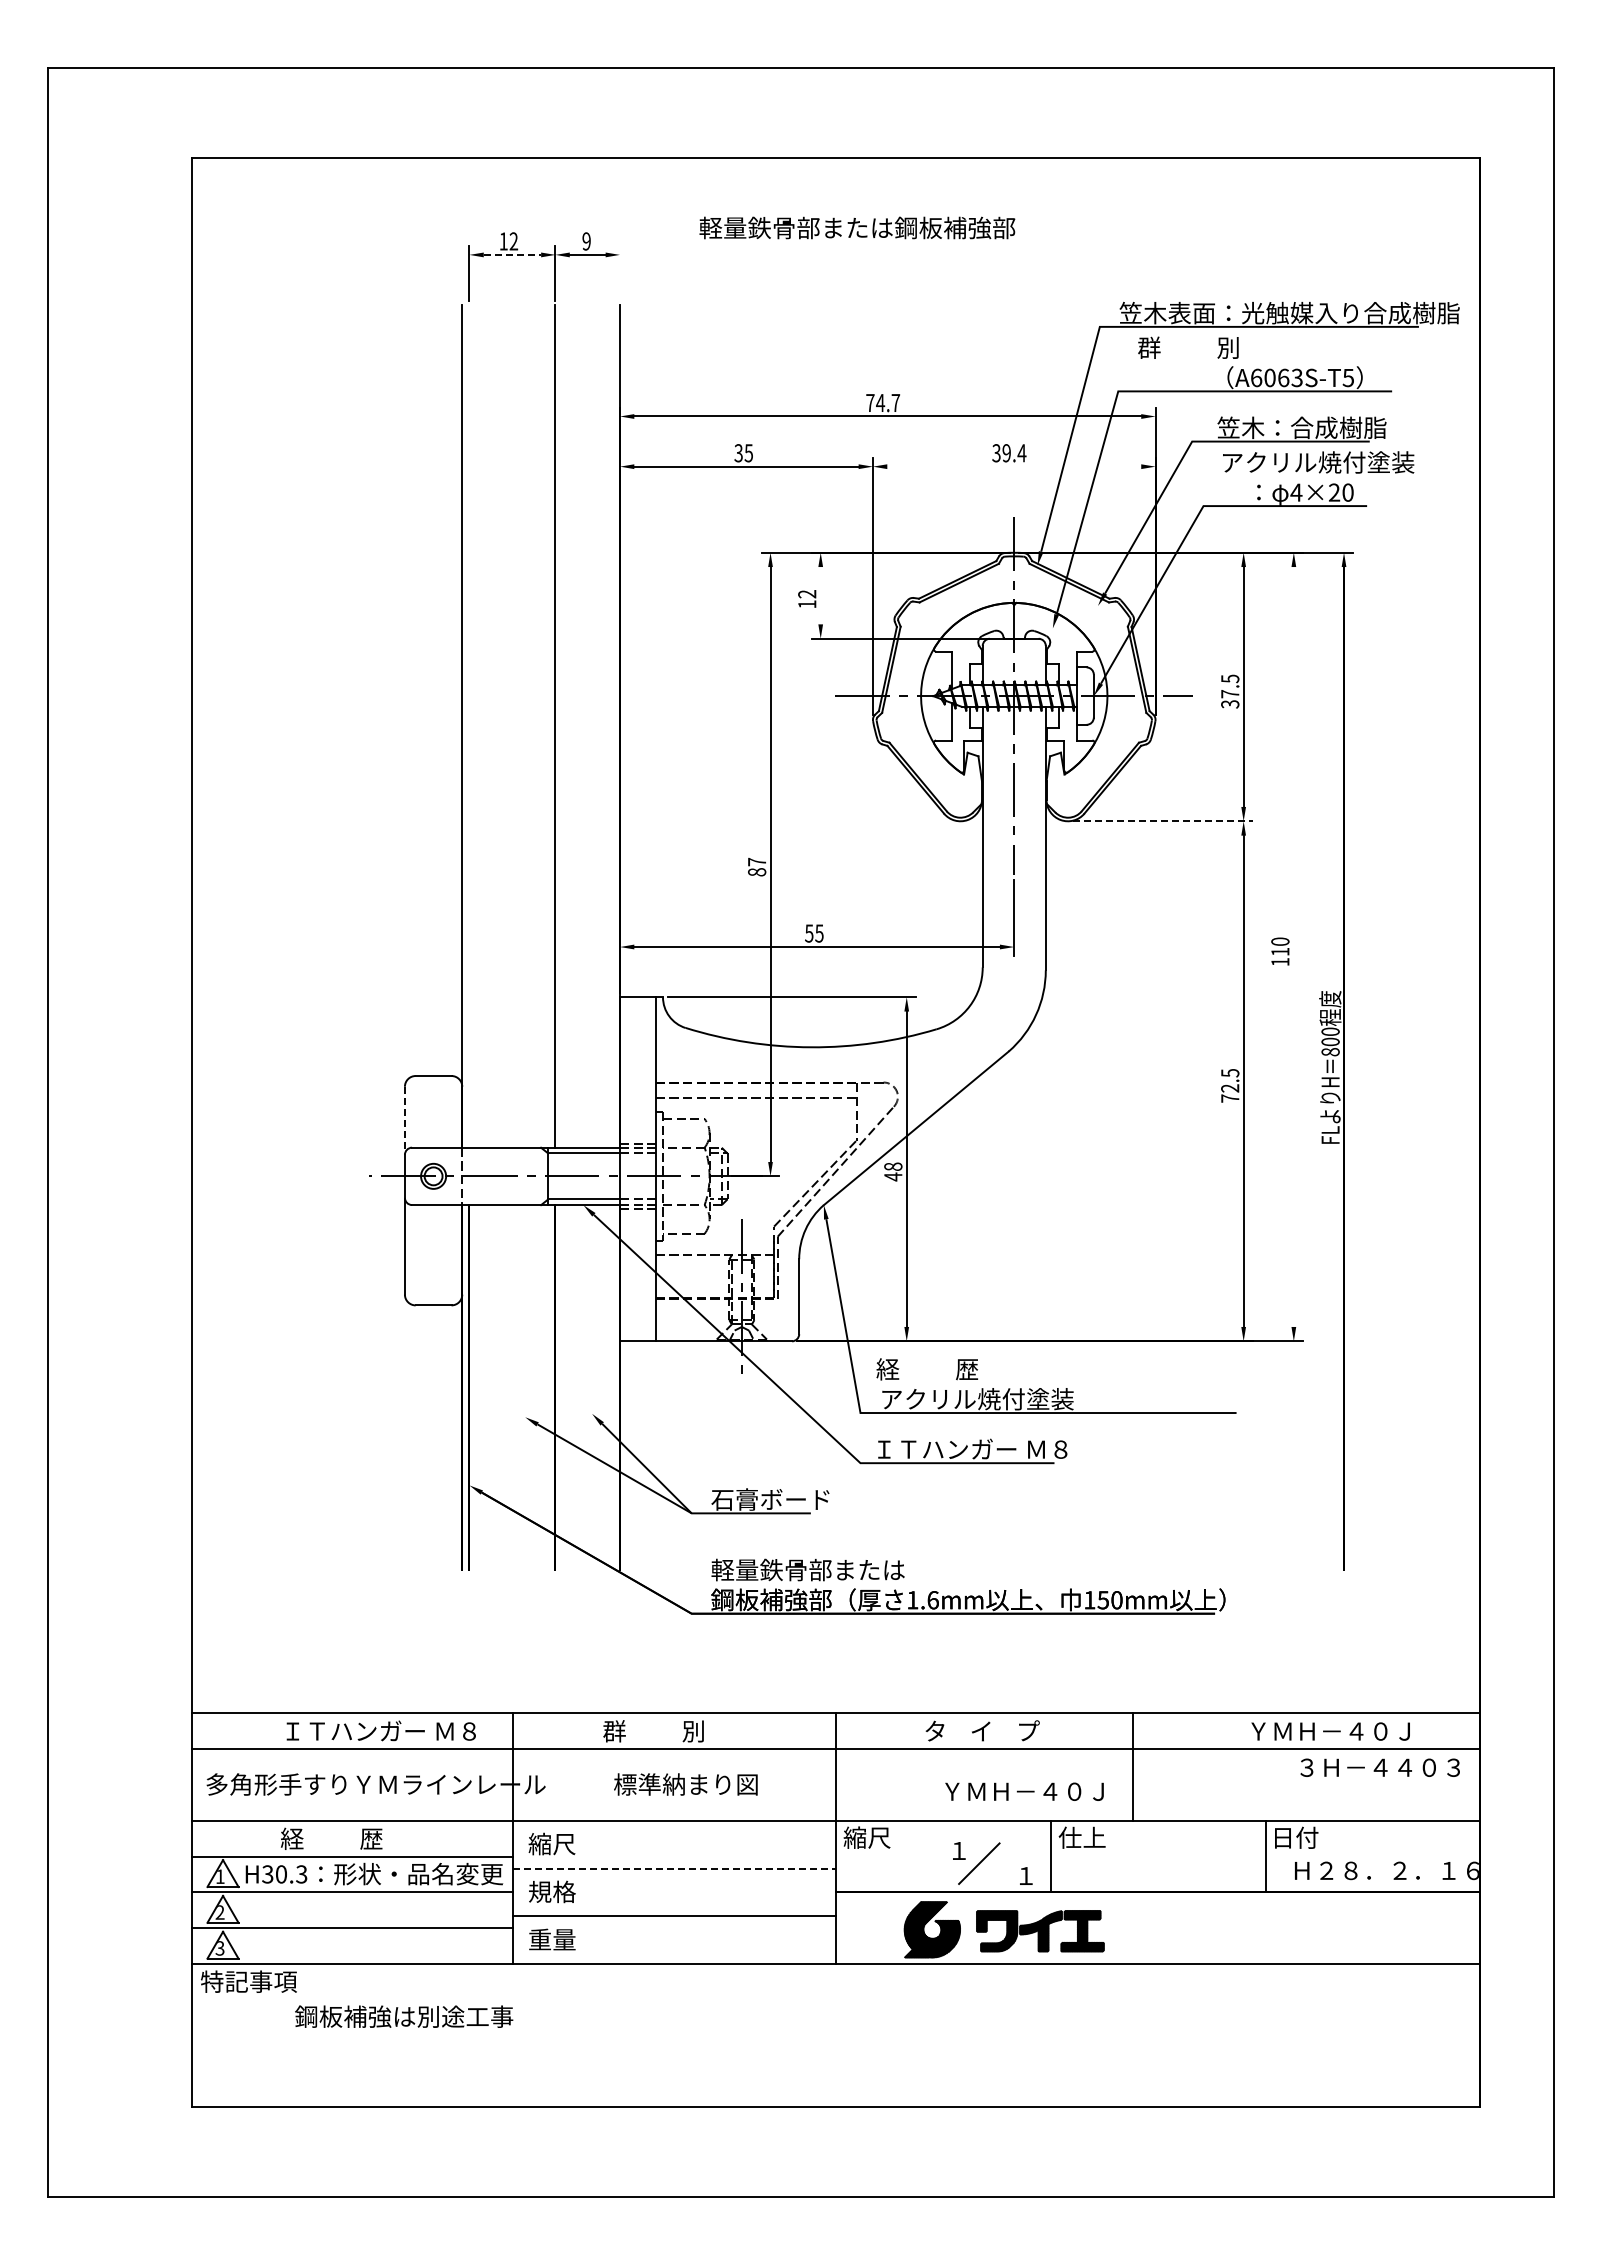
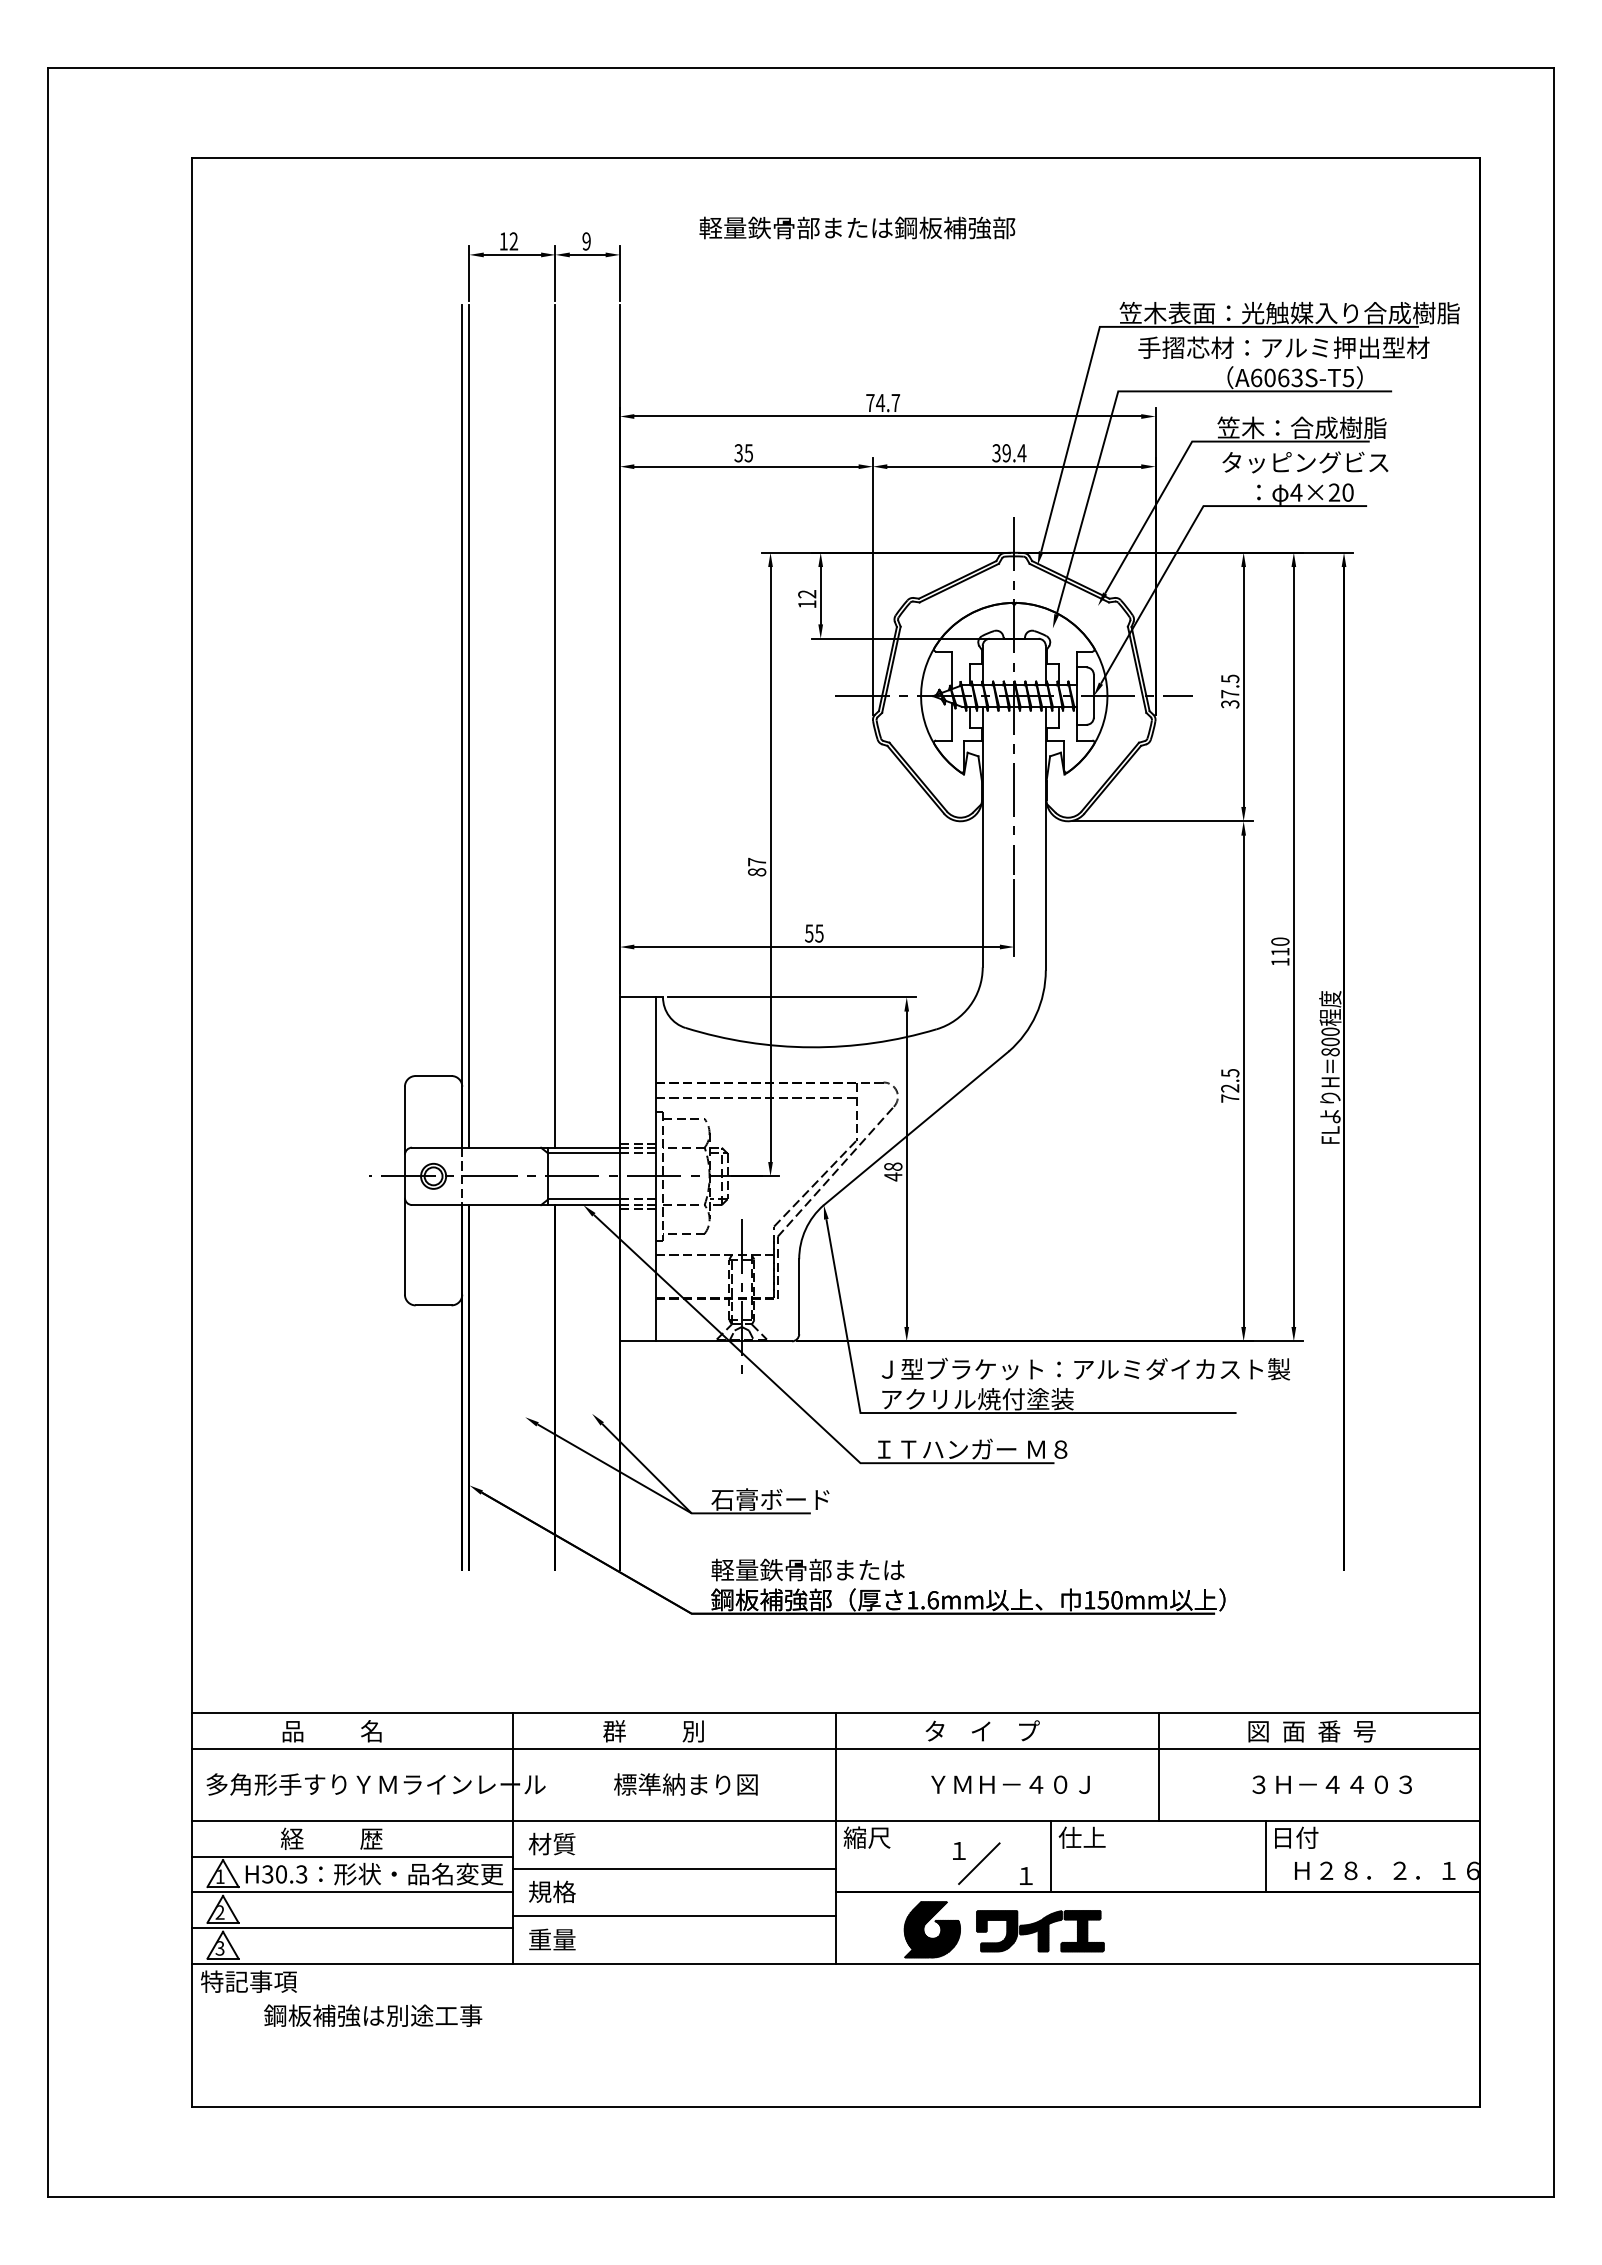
line: dashed -> solid (512, 254)
line: none -> present (619, 272)
text: 群          別 -> 手摺芯材：アルミ押出型材 (1283, 347)
text: アクリル焼付塗装 -> タッピングビス (1318, 462)
line: none -> present (1014, 466)
line: none -> present (820, 595)
line: none -> present (469, 726)
line: dashed -> solid (1163, 821)
line: none -> present (1293, 946)
line: dashed -> solid (404, 1120)
text: 経          歴 -> Ｊ型ブラケット：アルミダイカスト製 (1083, 1368)
text: ＩＴハンガー Ｍ８ -> 品          名 (378, 1731)
text: ＹＭＨ－４０Ｊ -> 図  面  番  号 (1328, 1731)
line position: (1132, 1766) -> (1158, 1766) (1158, 1766)
text position: (1379, 1767) -> (1331, 1784) (1331, 1784)
text position: (1024, 1791) -> (1010, 1784) (1010, 1784)
text: 縮尺 -> 材質 (551, 1843)
line: dashed -> solid (675, 1868)
text position: (404, 2016) -> (373, 2015) (373, 2015)
